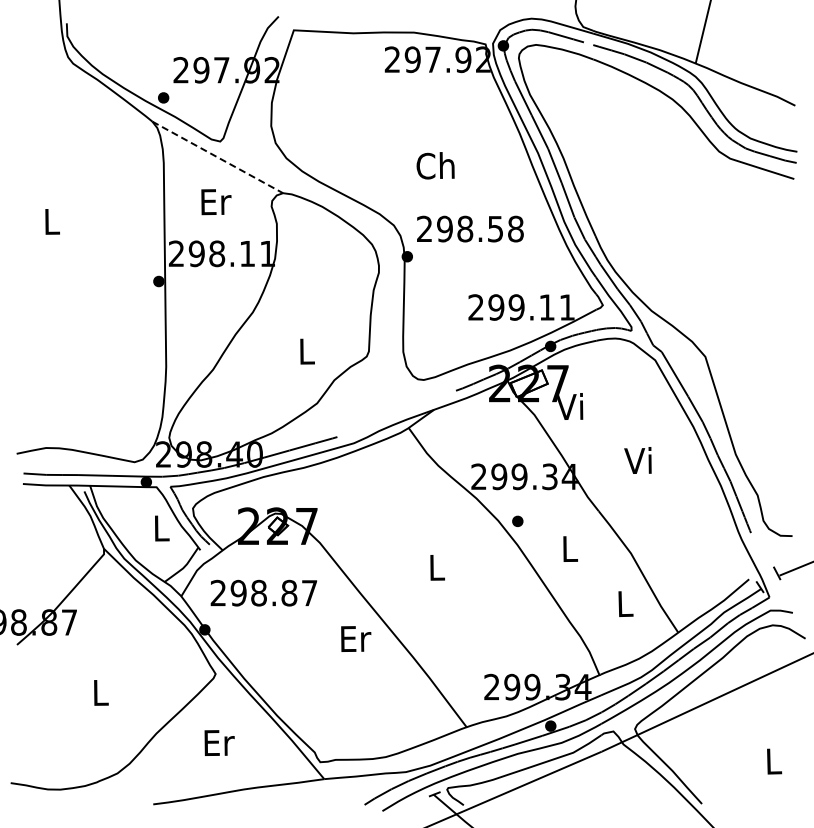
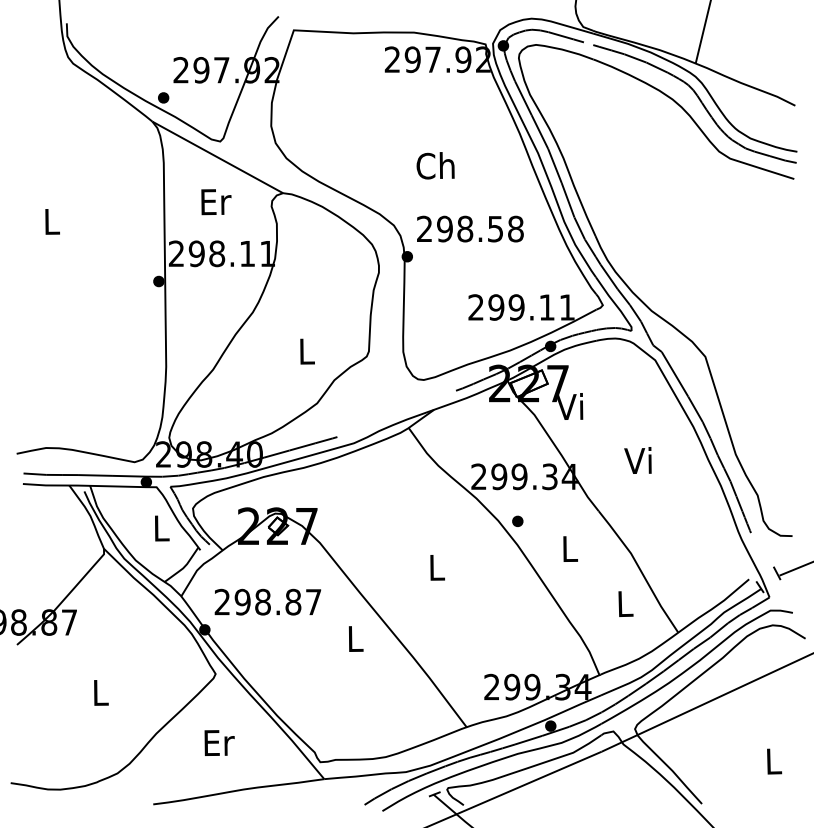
line: dashed -> solid (218, 157)
text position: (263, 592) -> (267, 601) (267, 601)
text: Er -> L (356, 638)
